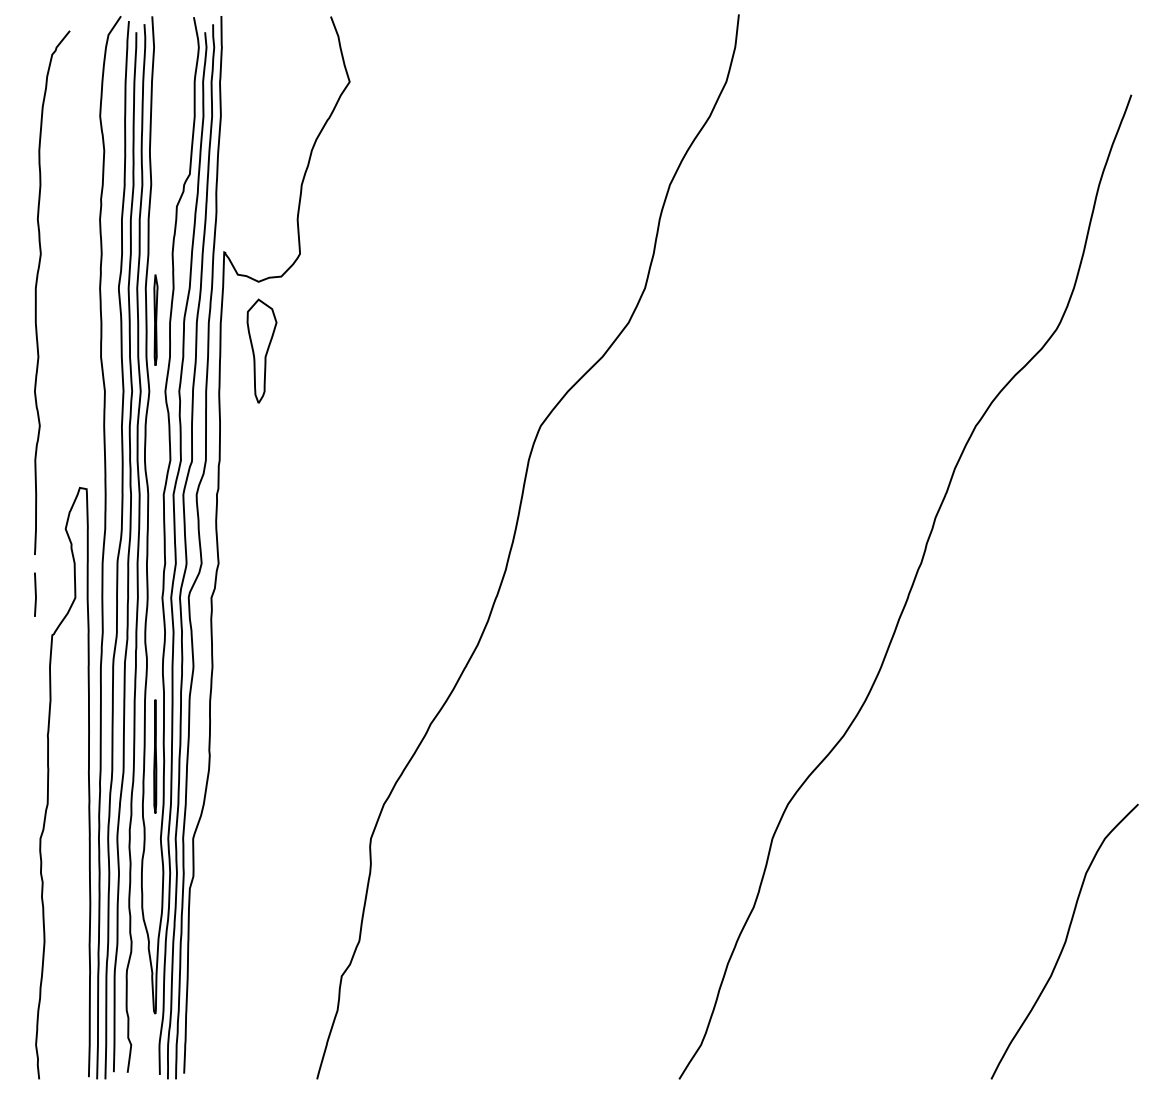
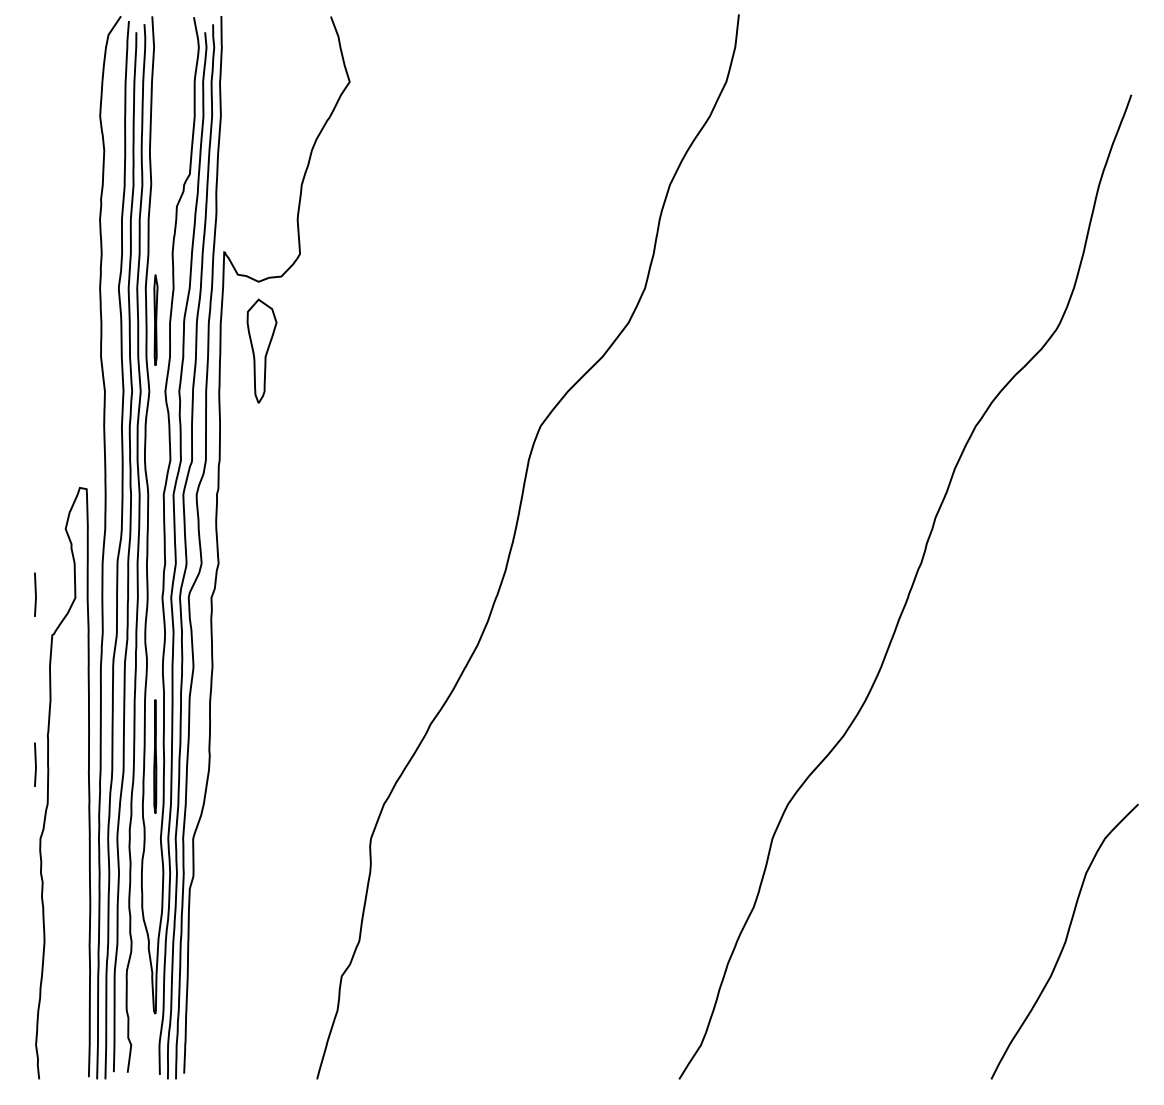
curve: present -> none (36, 292)
line: none -> present (35, 764)
